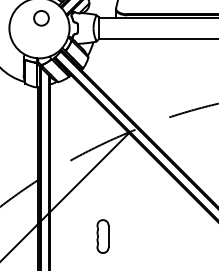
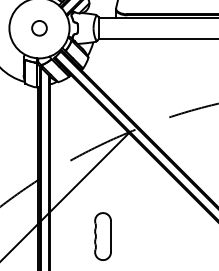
circle position: (41, 18) -> (39, 28) (39, 28)
part size: 14x35 px -> 18x49 px (102, 236)
